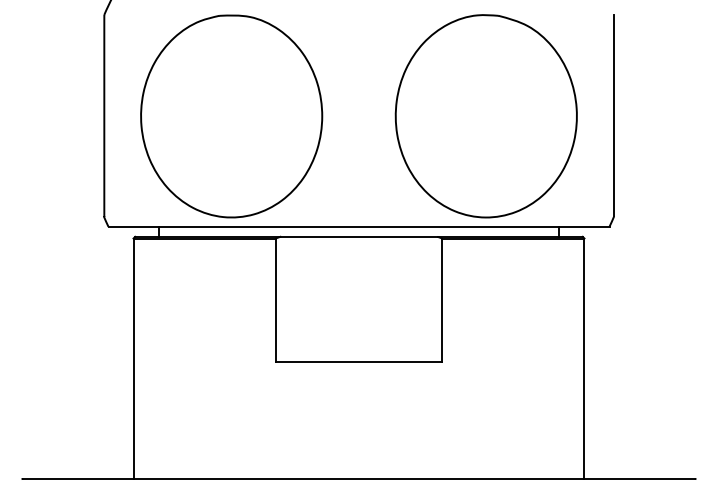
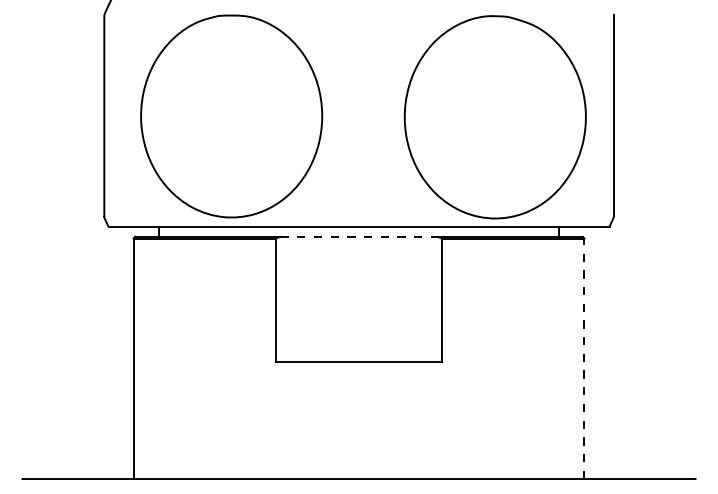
part position: (485, 116) -> (494, 117) (494, 117)
line: solid -> dashed (358, 236)
line: solid -> dashed (584, 358)
